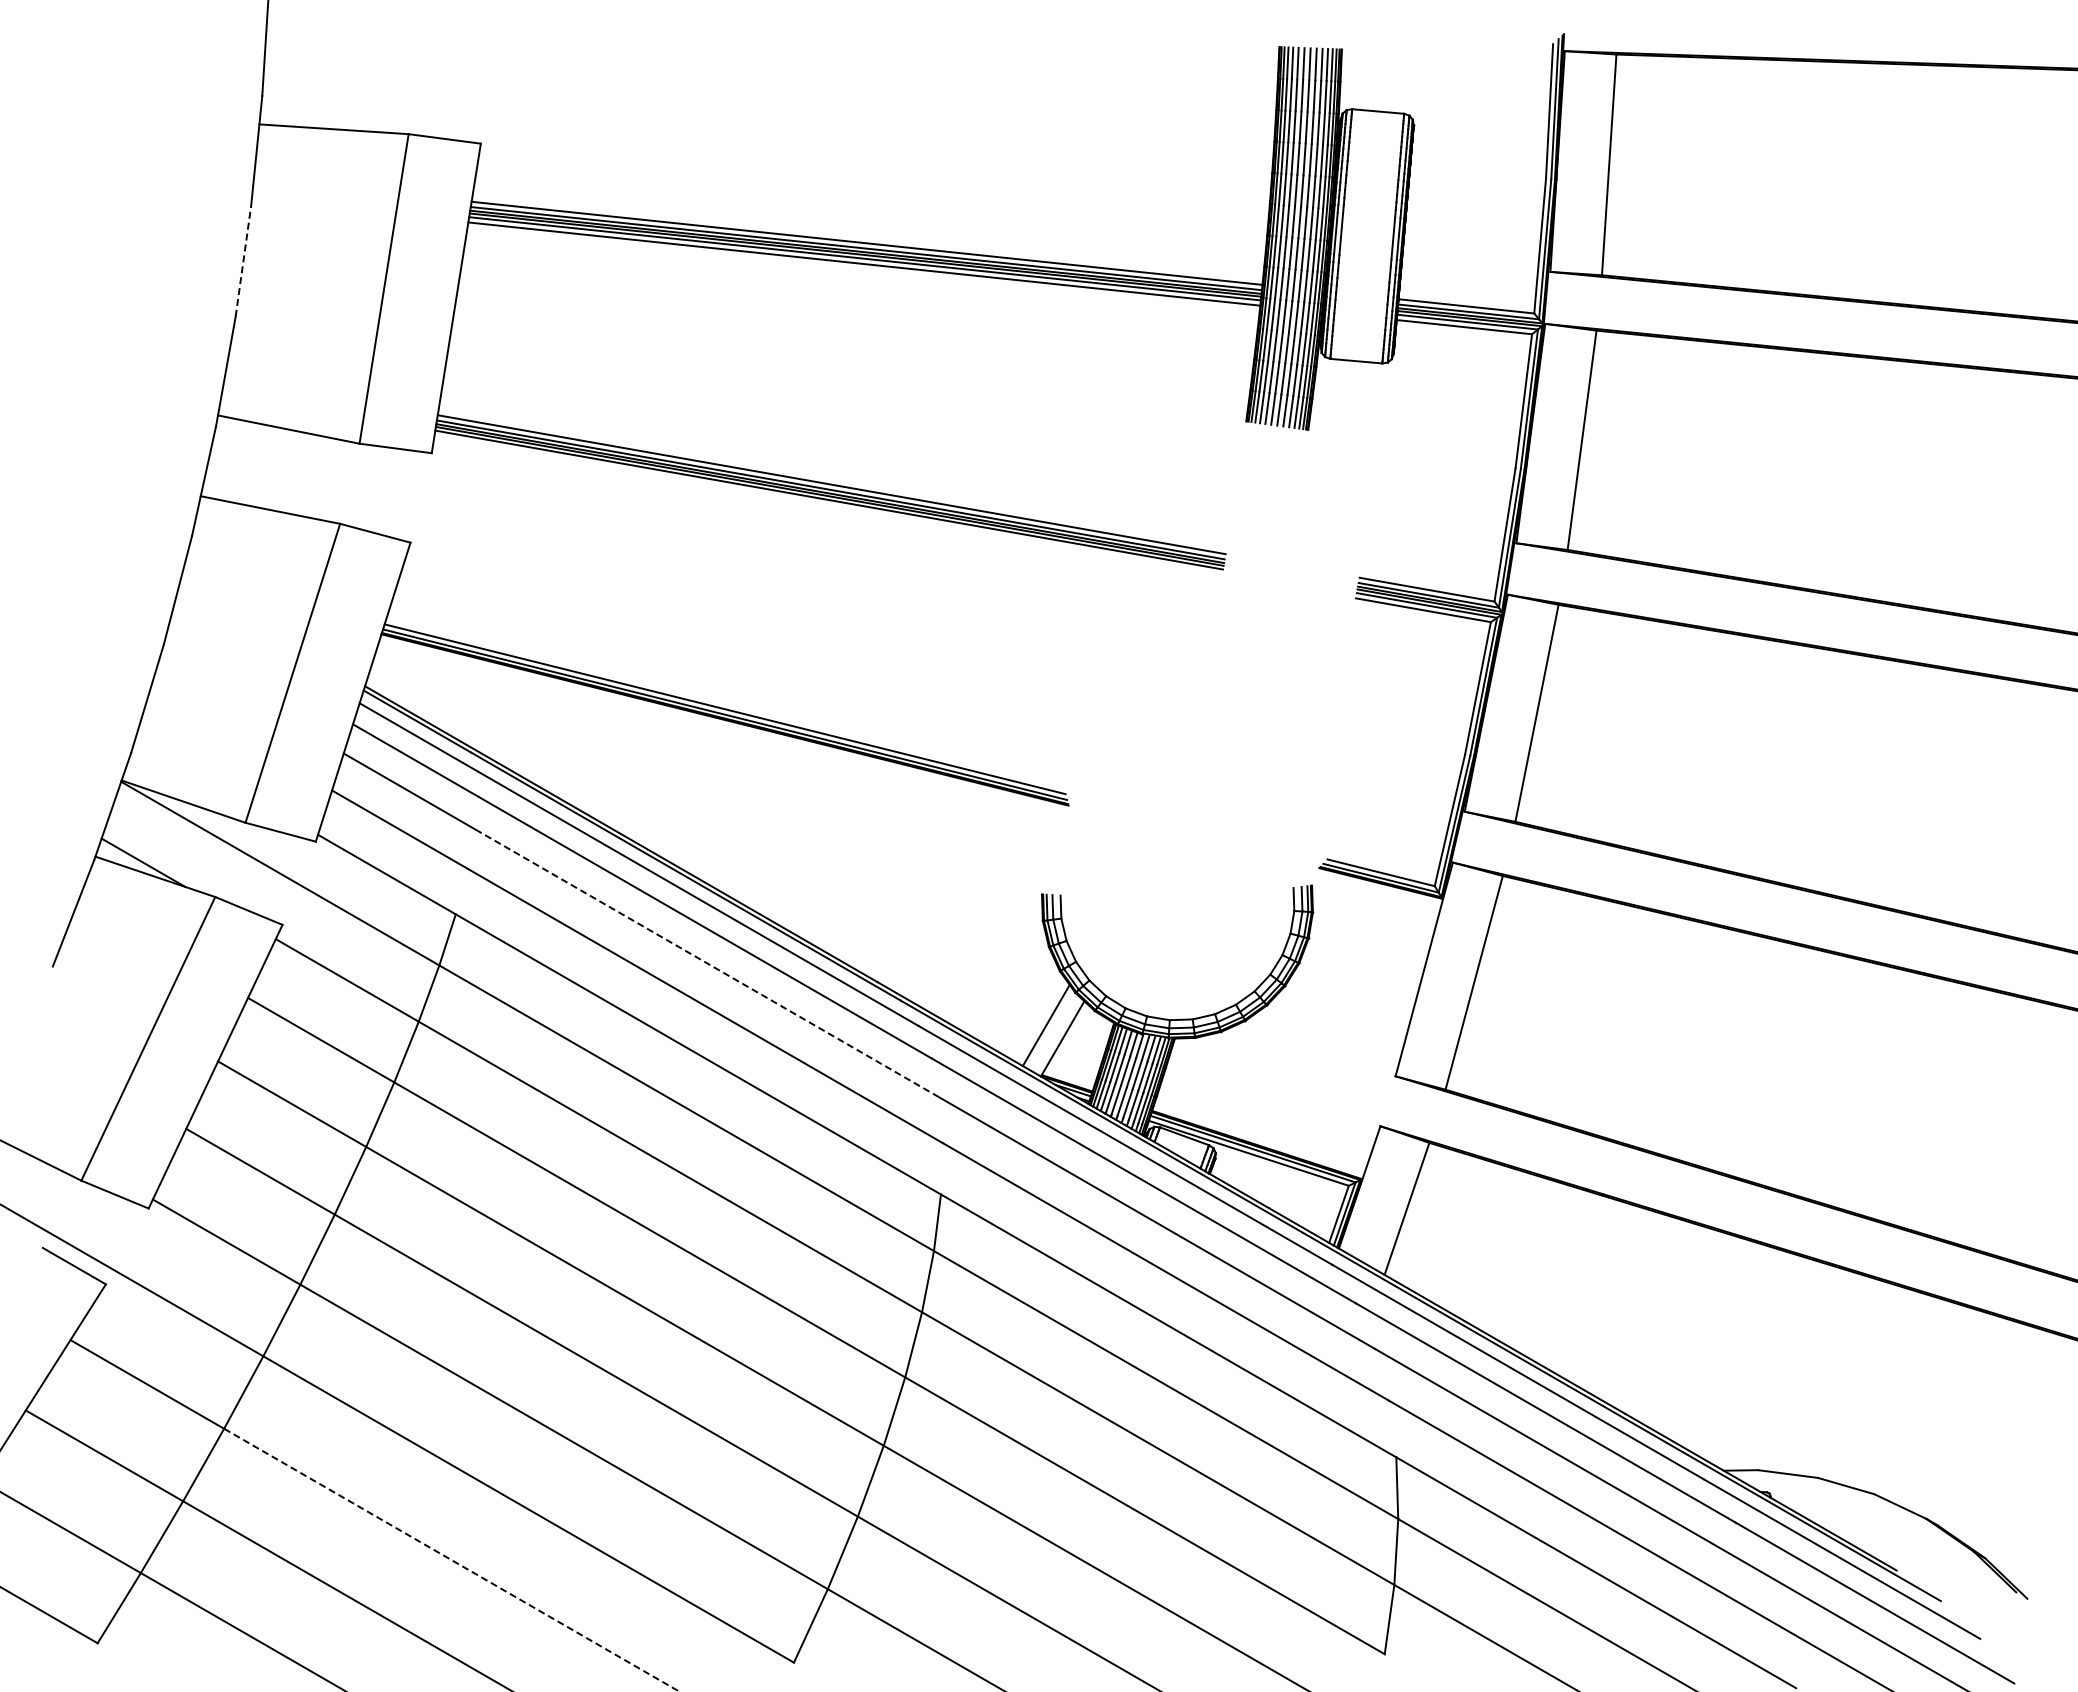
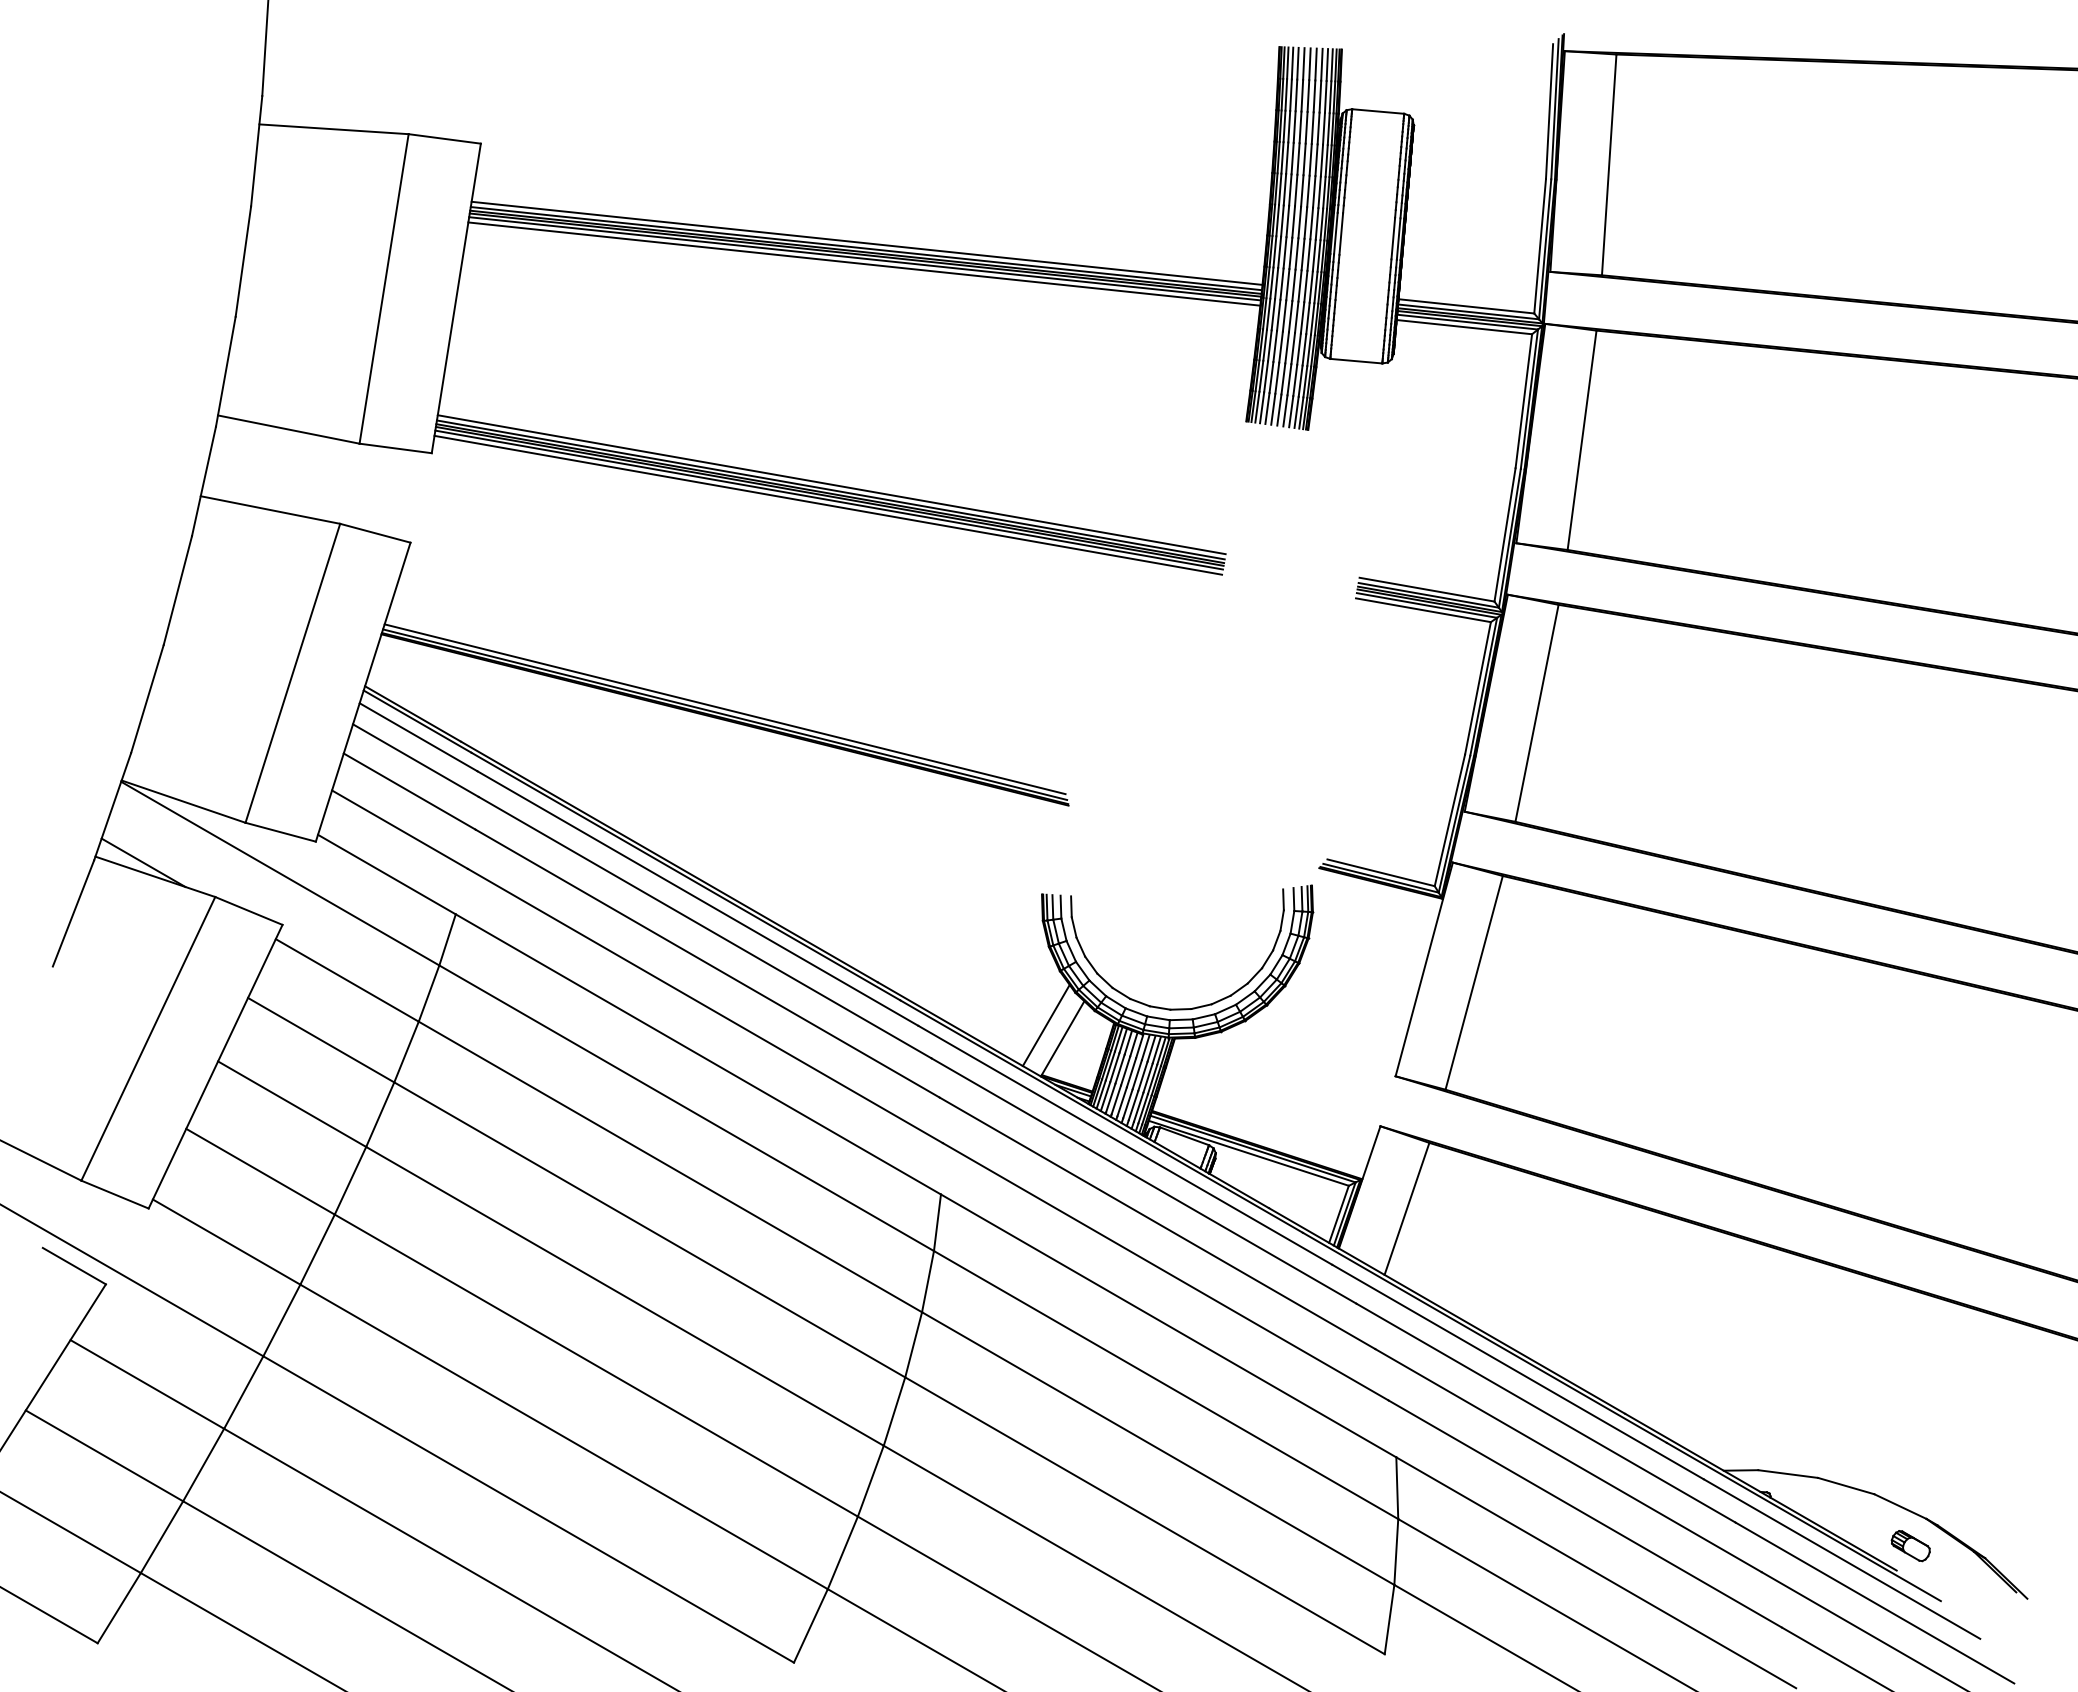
line: dashed -> solid (243, 261)
line: none -> present (828, 504)
line: dashed -> solid (707, 963)
part: none -> present (1177, 1008)
part: none -> present (1910, 1546)
line: dashed -> solid (451, 1560)
